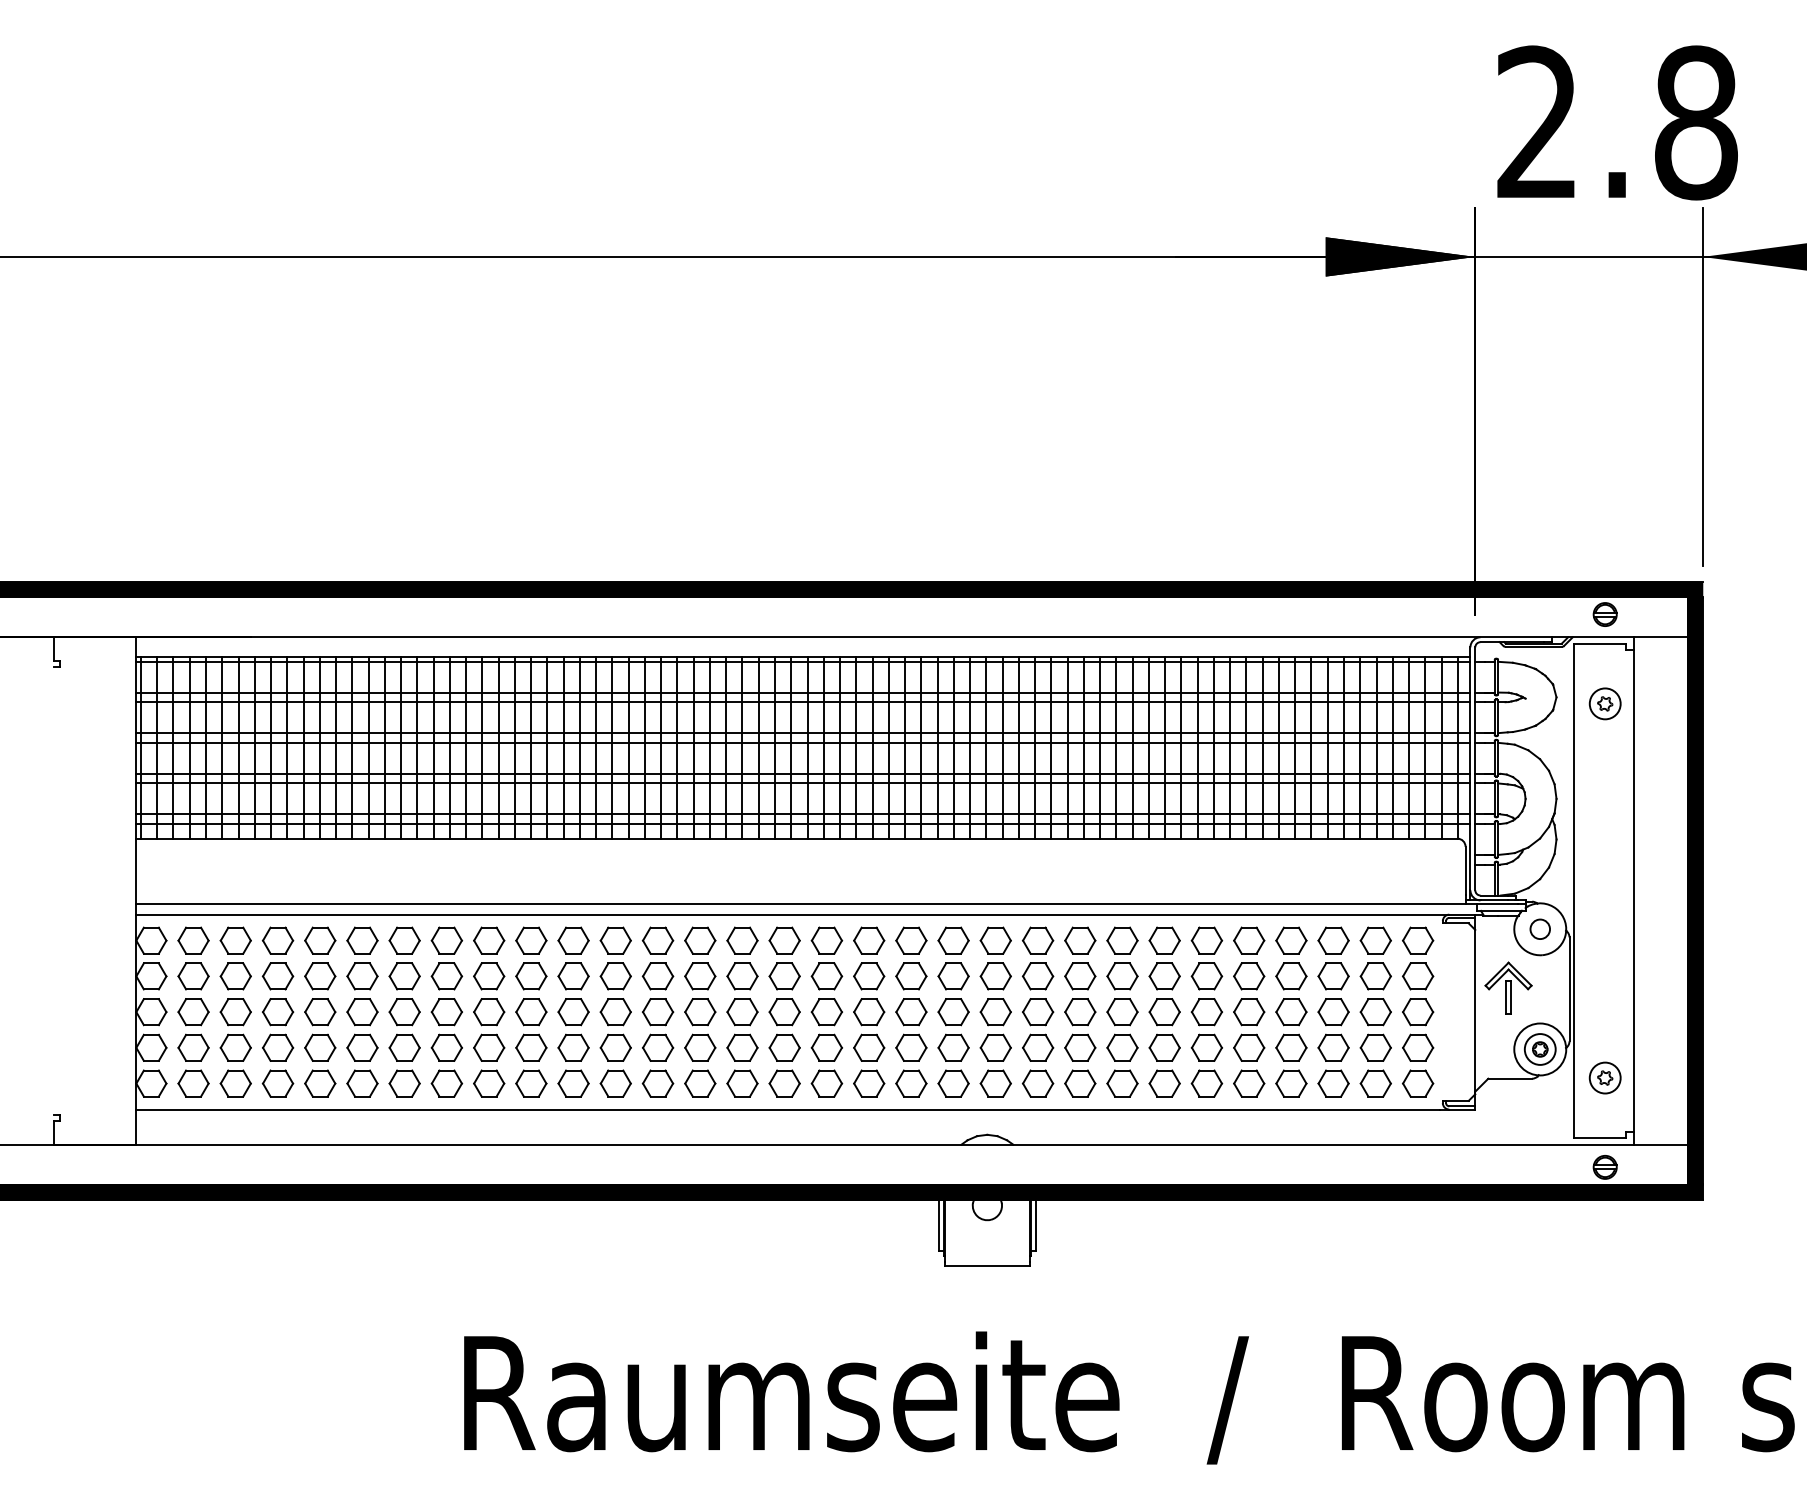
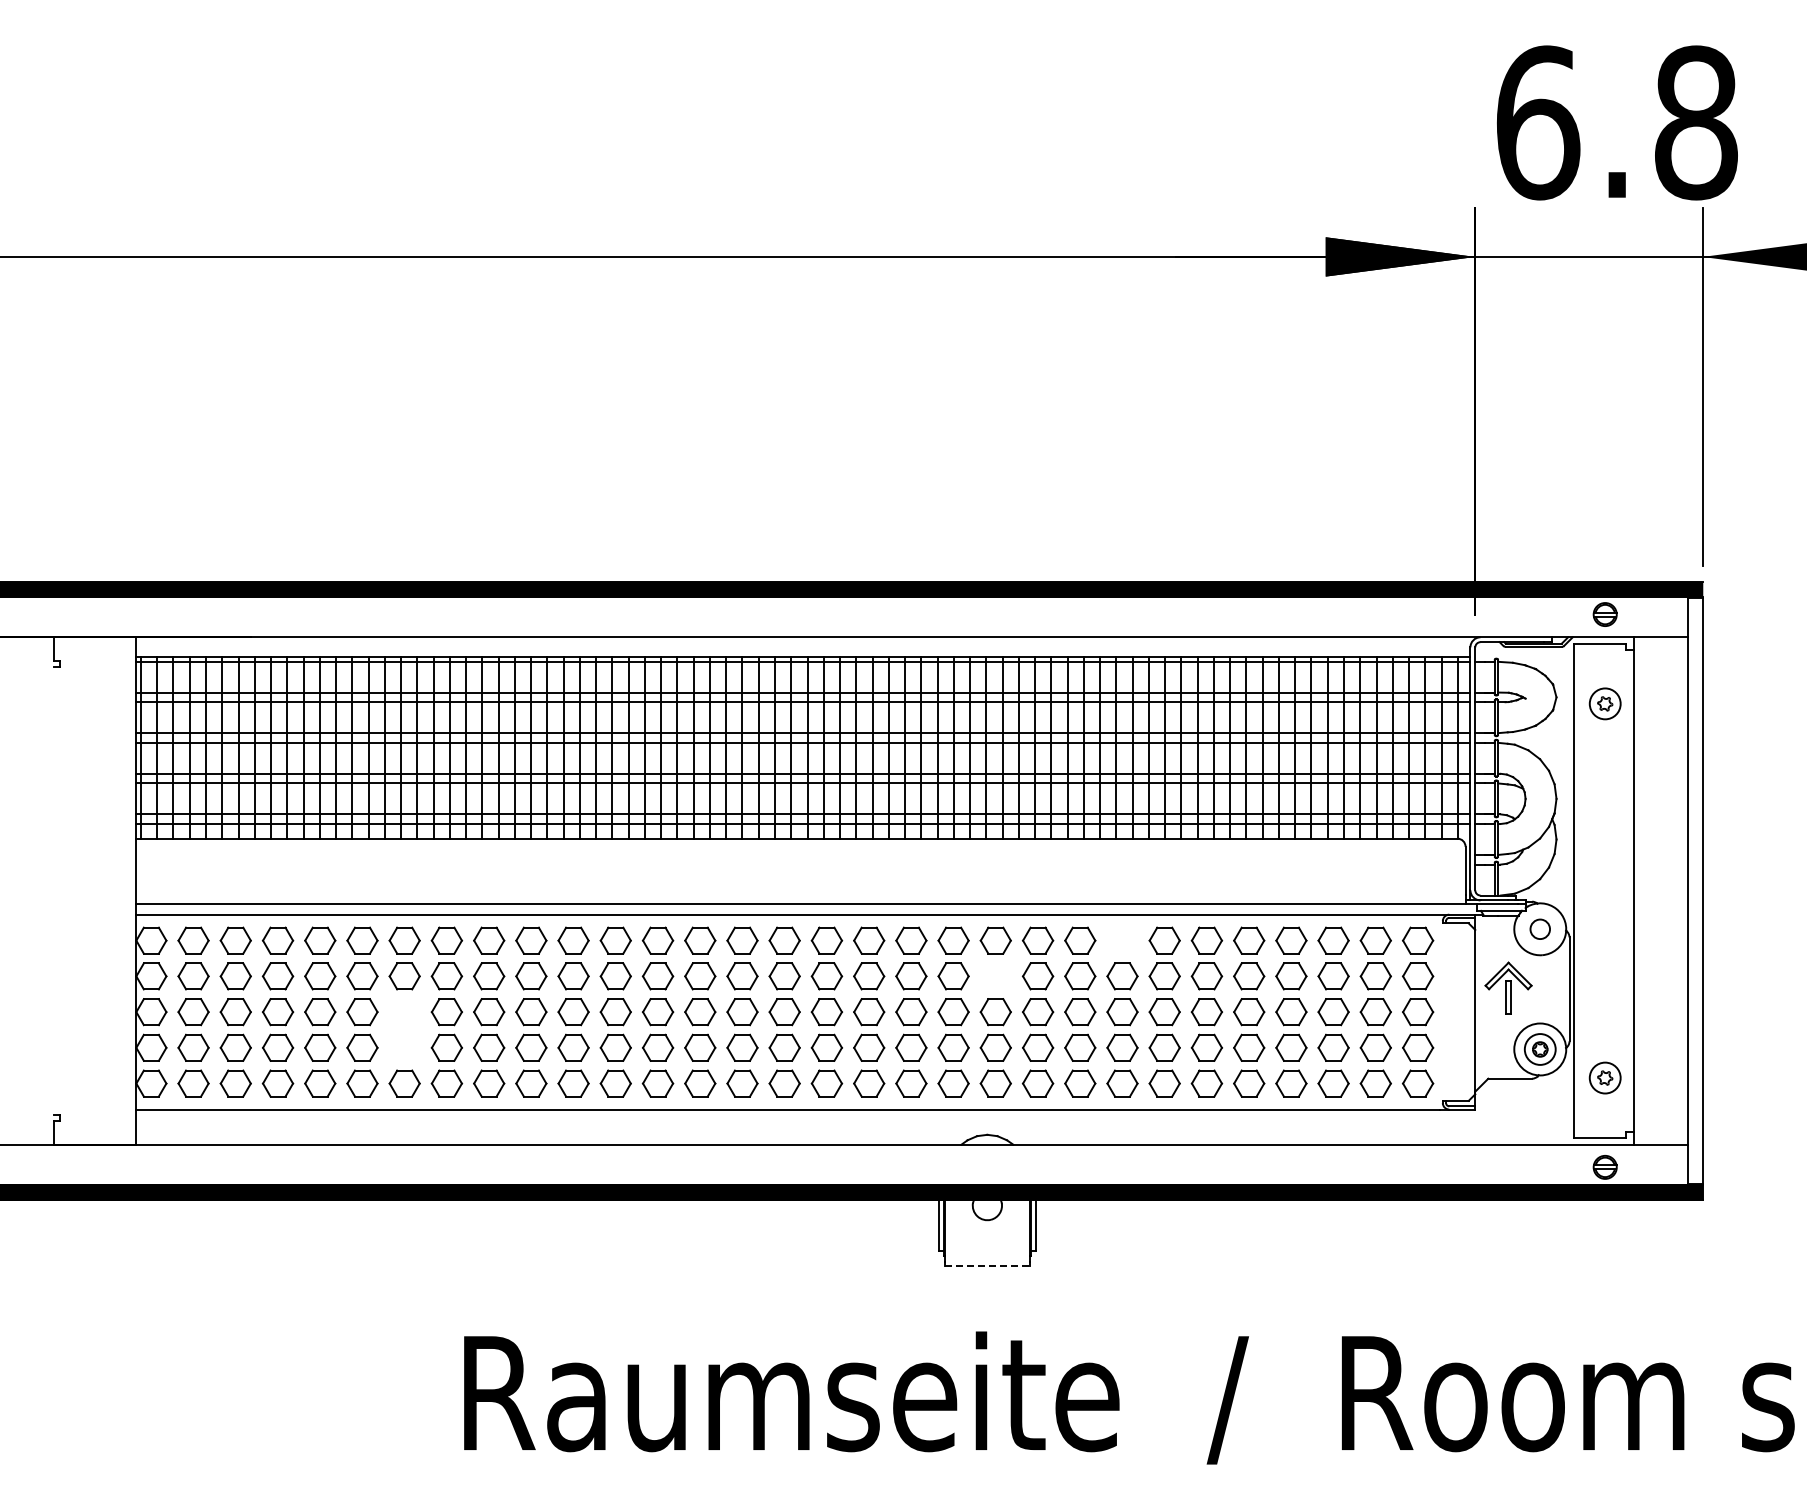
text: 2.8 -> 6.8 (1538, 122)
hatch: present -> none (1694, 890)
part: present -> none (1122, 940)
part: present -> none (995, 976)
part: present -> none (404, 1029)
line: solid -> dashed (987, 1265)
